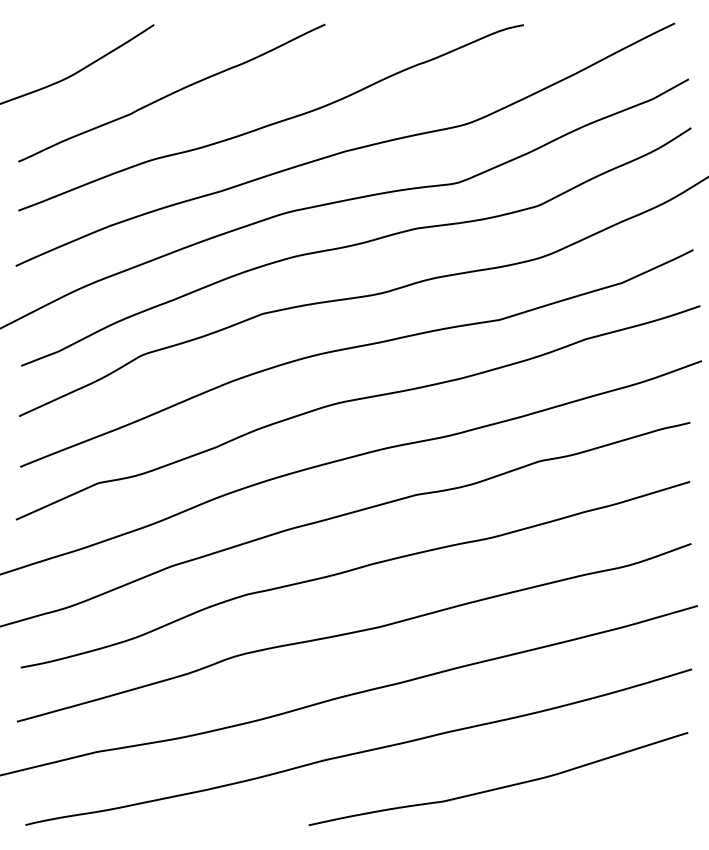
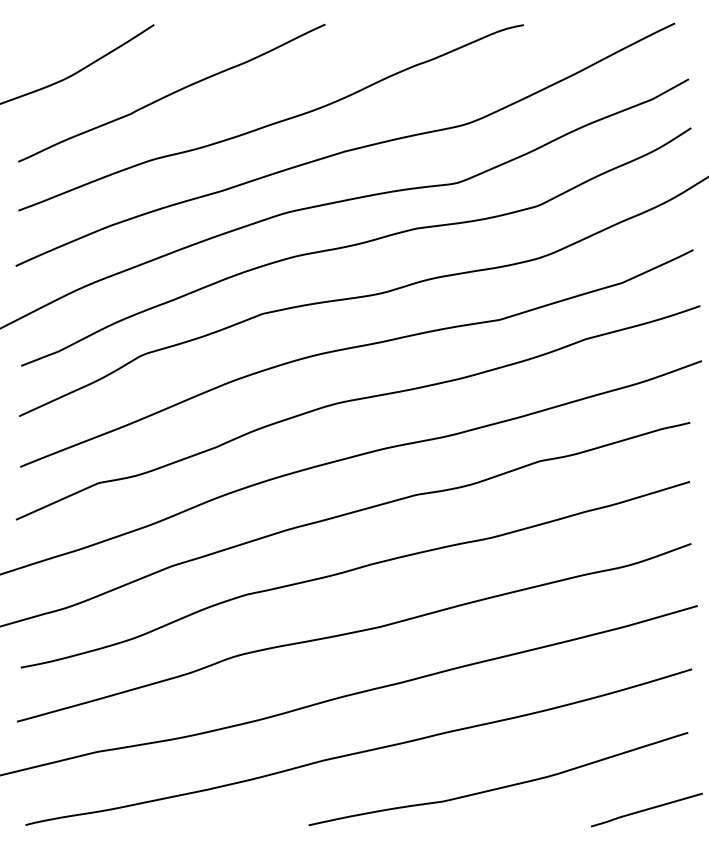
line: none -> present (646, 809)
